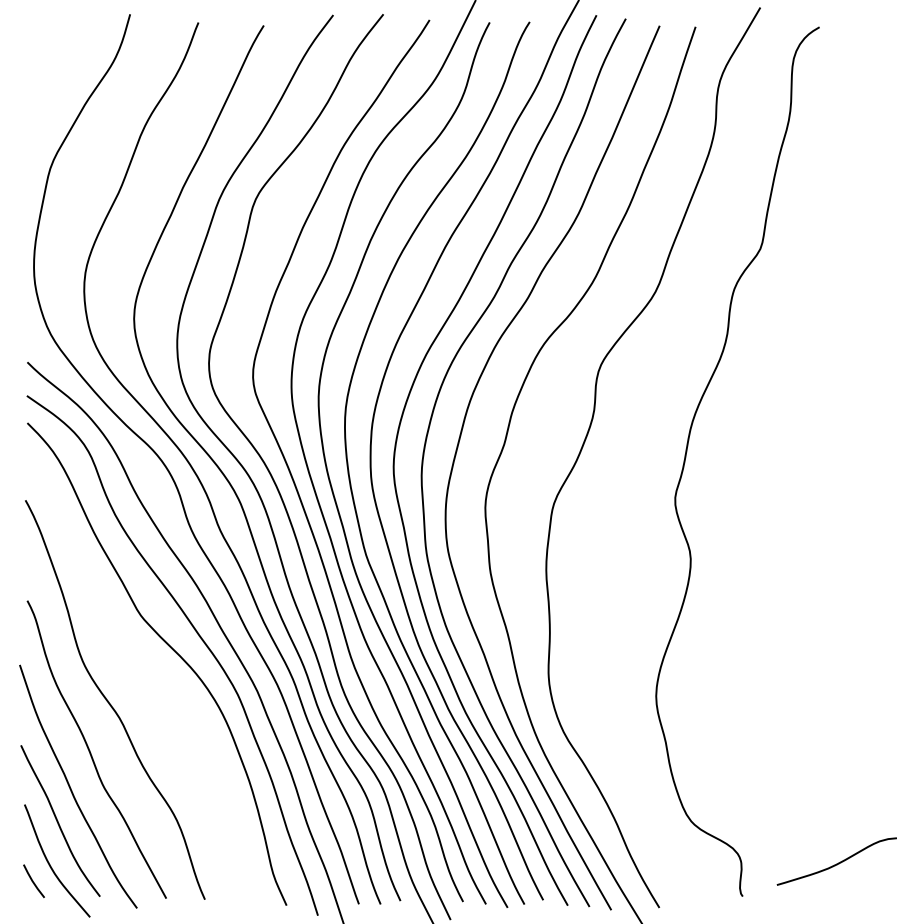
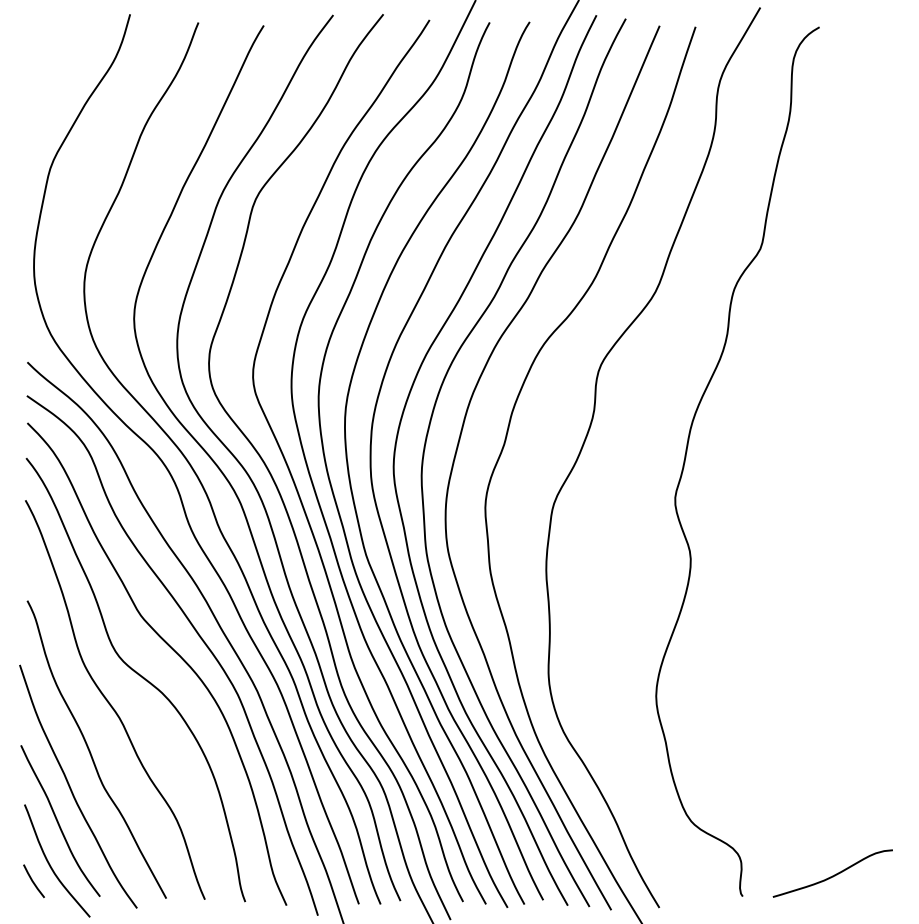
curve: none -> present (139, 676)
curve position: (836, 863) -> (832, 875) (832, 875)
